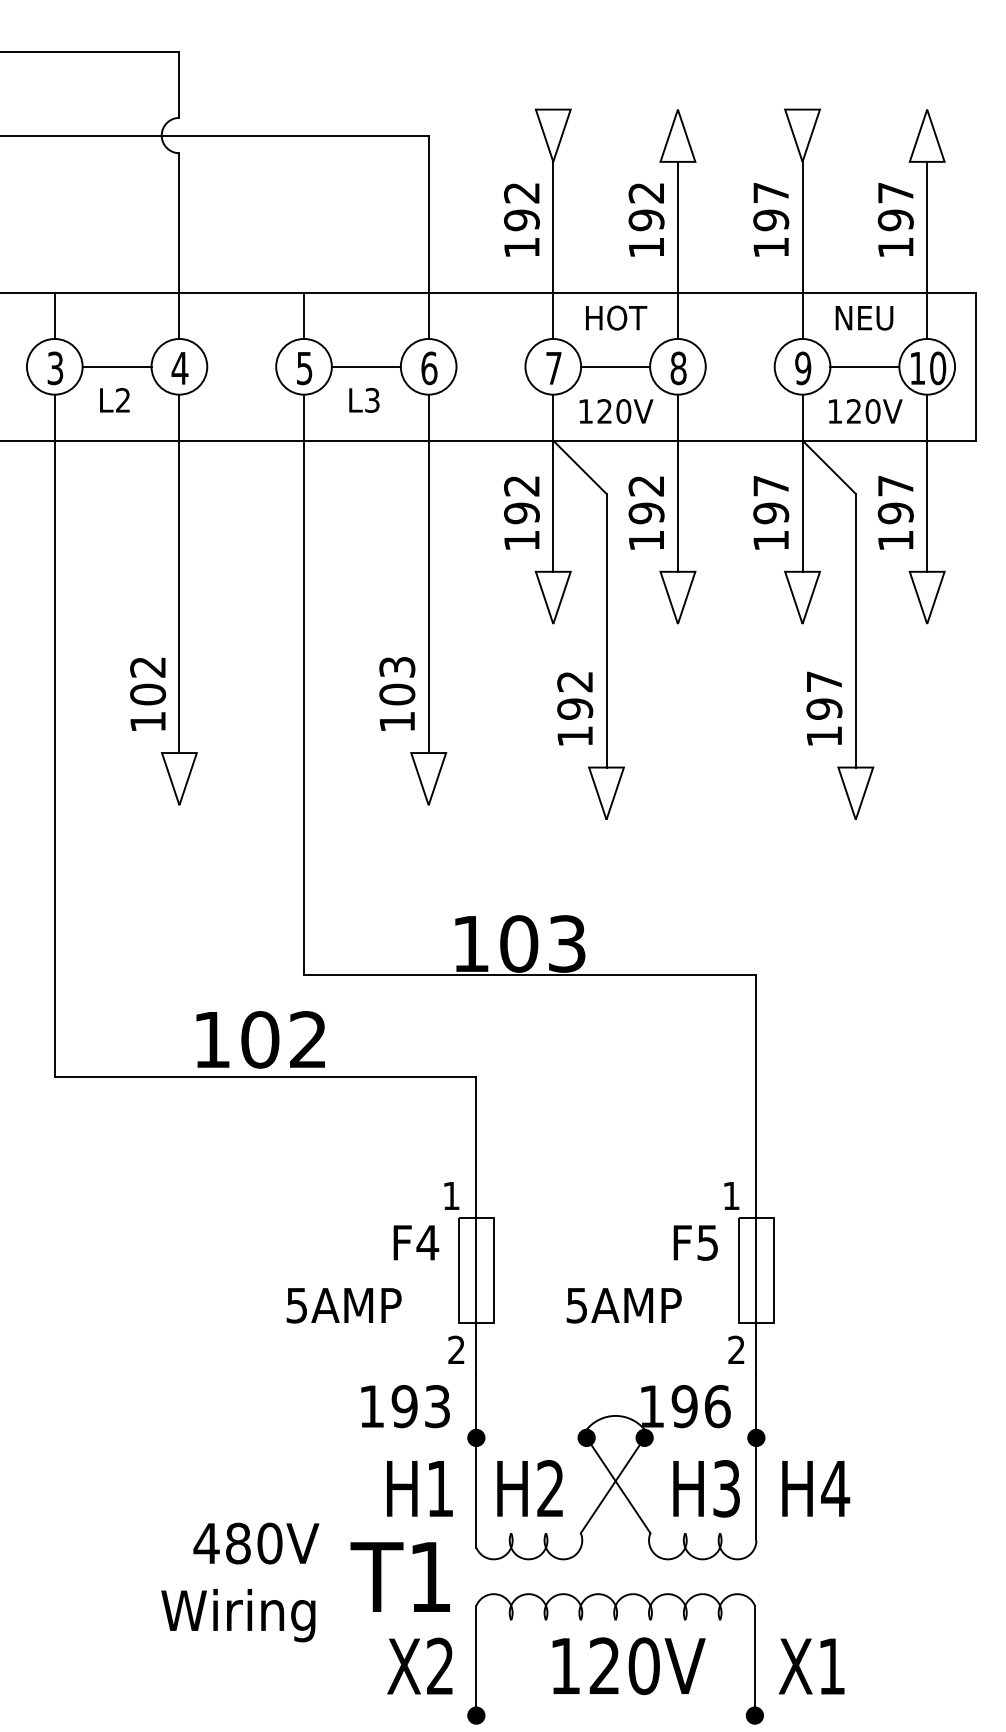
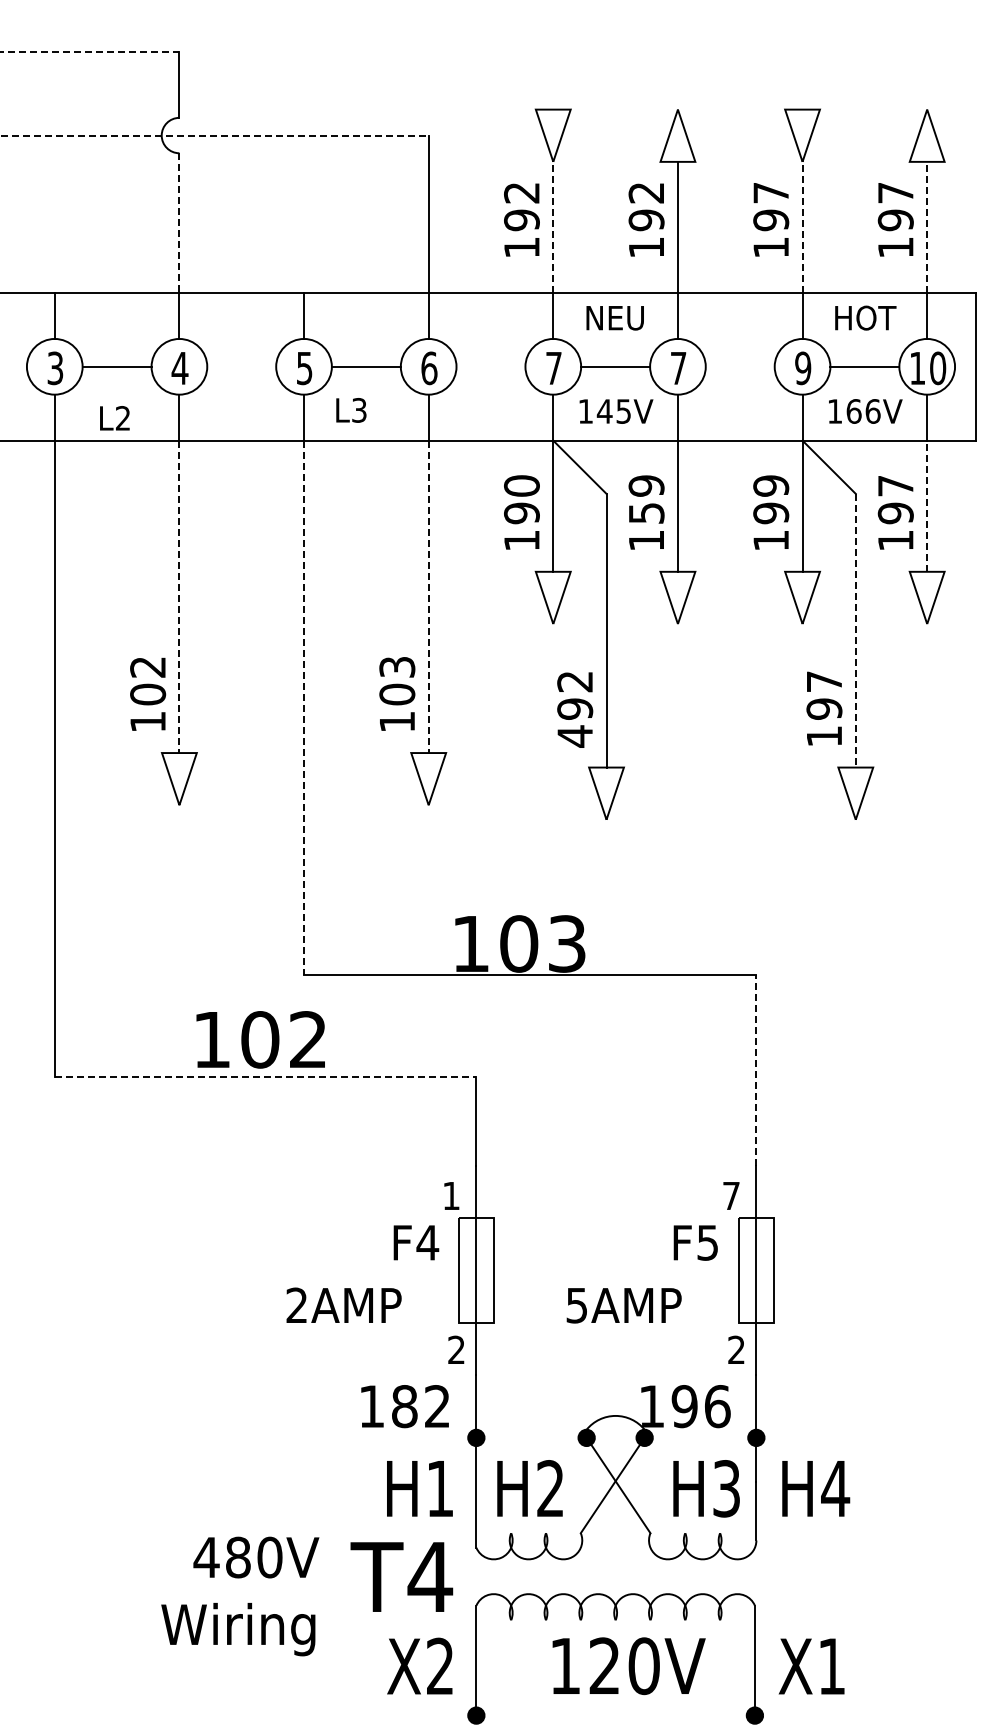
line: solid -> dashed (90, 51)
line: solid -> dashed (214, 135)
line: solid -> dashed (179, 223)
line: solid -> dashed (553, 227)
line: solid -> dashed (802, 227)
line: solid -> dashed (927, 227)
text: HOT -> NEU (616, 317)
text: NEU -> HOT (865, 317)
text: 8 -> 7 (678, 368)
text position: (114, 400) -> (114, 418) (114, 418)
text position: (364, 400) -> (351, 410) (351, 410)
text: 120V -> 145V (613, 411)
text: 120V -> 166V (863, 411)
text: 192 -> 190 (521, 485)
text: 197 -> 199 (771, 485)
text: 192 -> 159 (646, 499)
line: solid -> dashed (927, 506)
line: solid -> dashed (179, 597)
line: solid -> dashed (428, 597)
line: solid -> dashed (855, 630)
line: solid -> dashed (304, 708)
text: 192 -> 492 (574, 736)
line: solid -> dashed (756, 1070)
line: solid -> dashed (265, 1077)
text: 1 -> 7 (731, 1195)
text: 5AMP -> 2AMP (296, 1305)
text: 193 -> 182 (420, 1406)
text: T1 -> T4 (430, 1576)
text position: (240, 1582) -> (240, 1596) (240, 1596)
